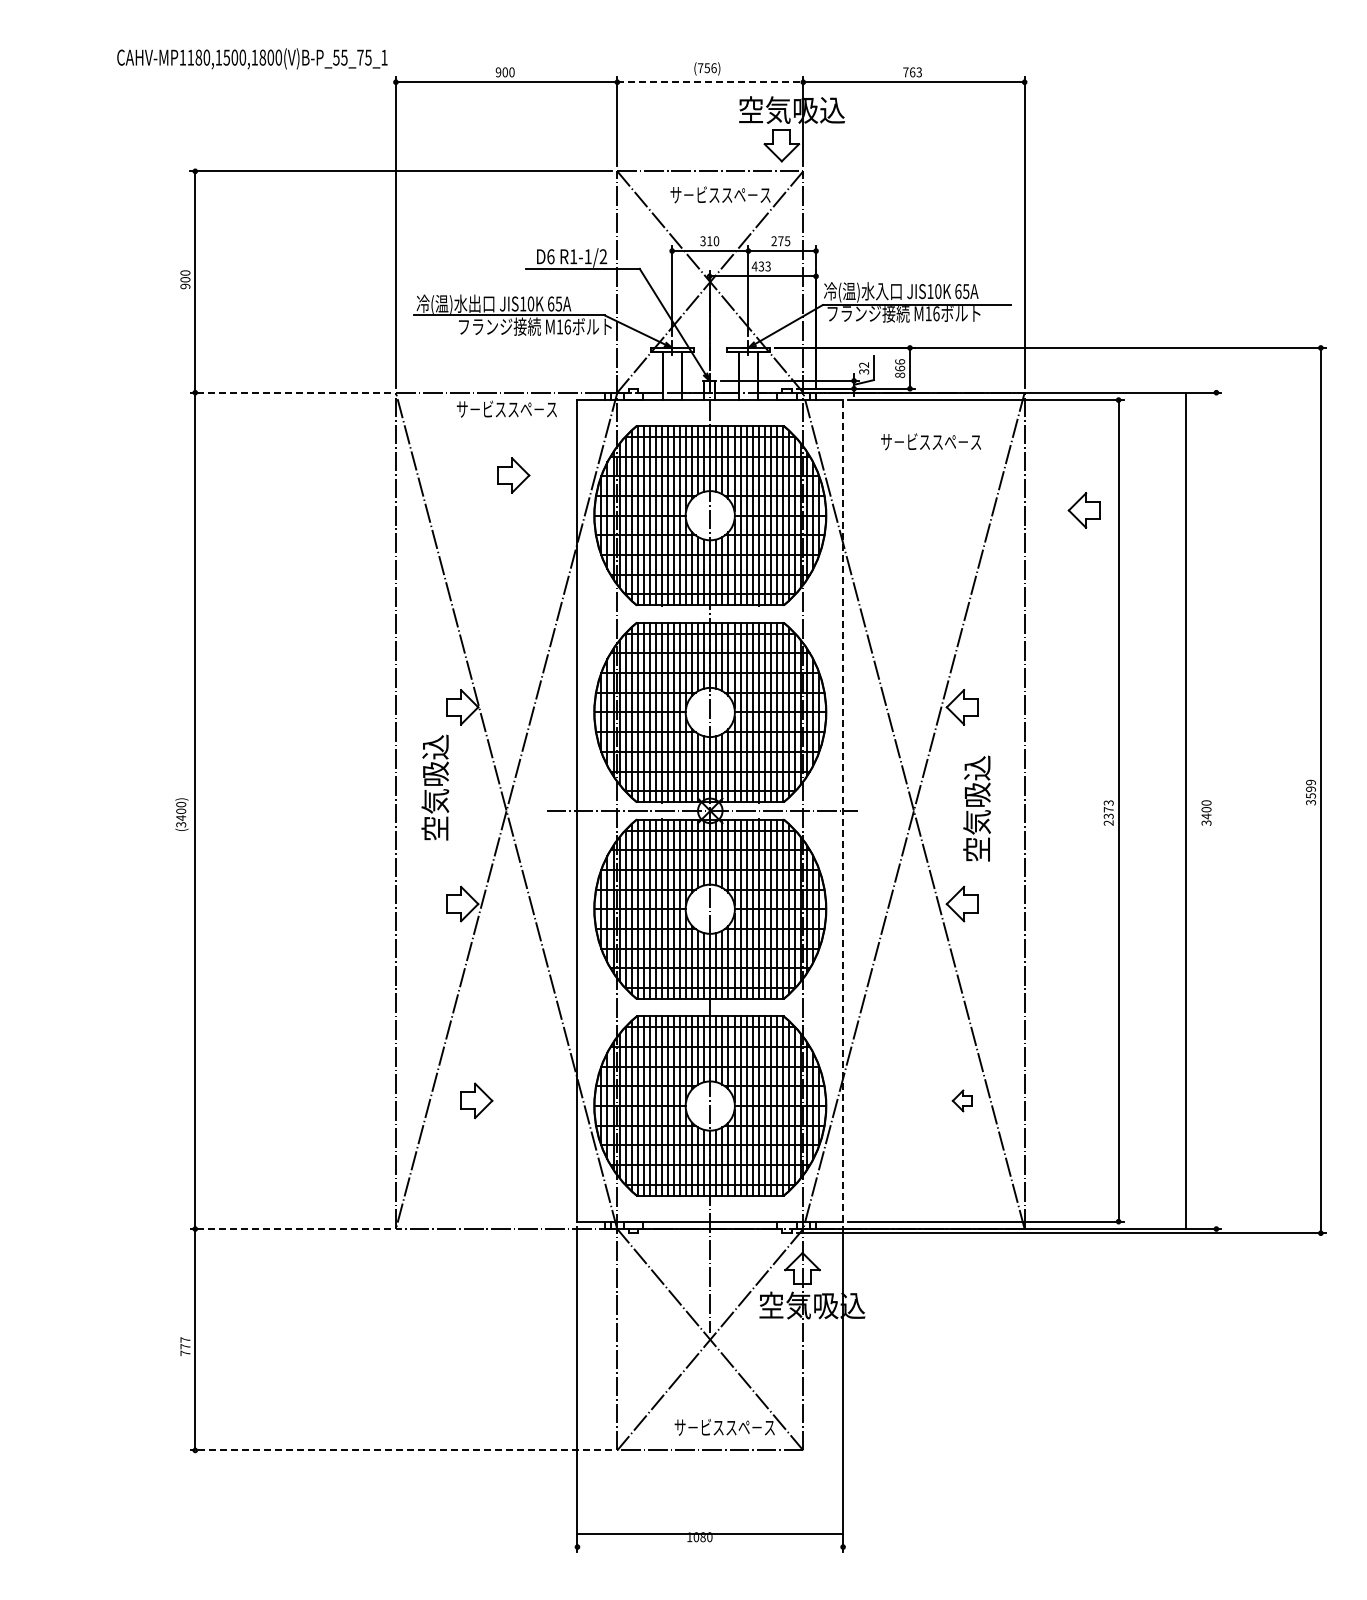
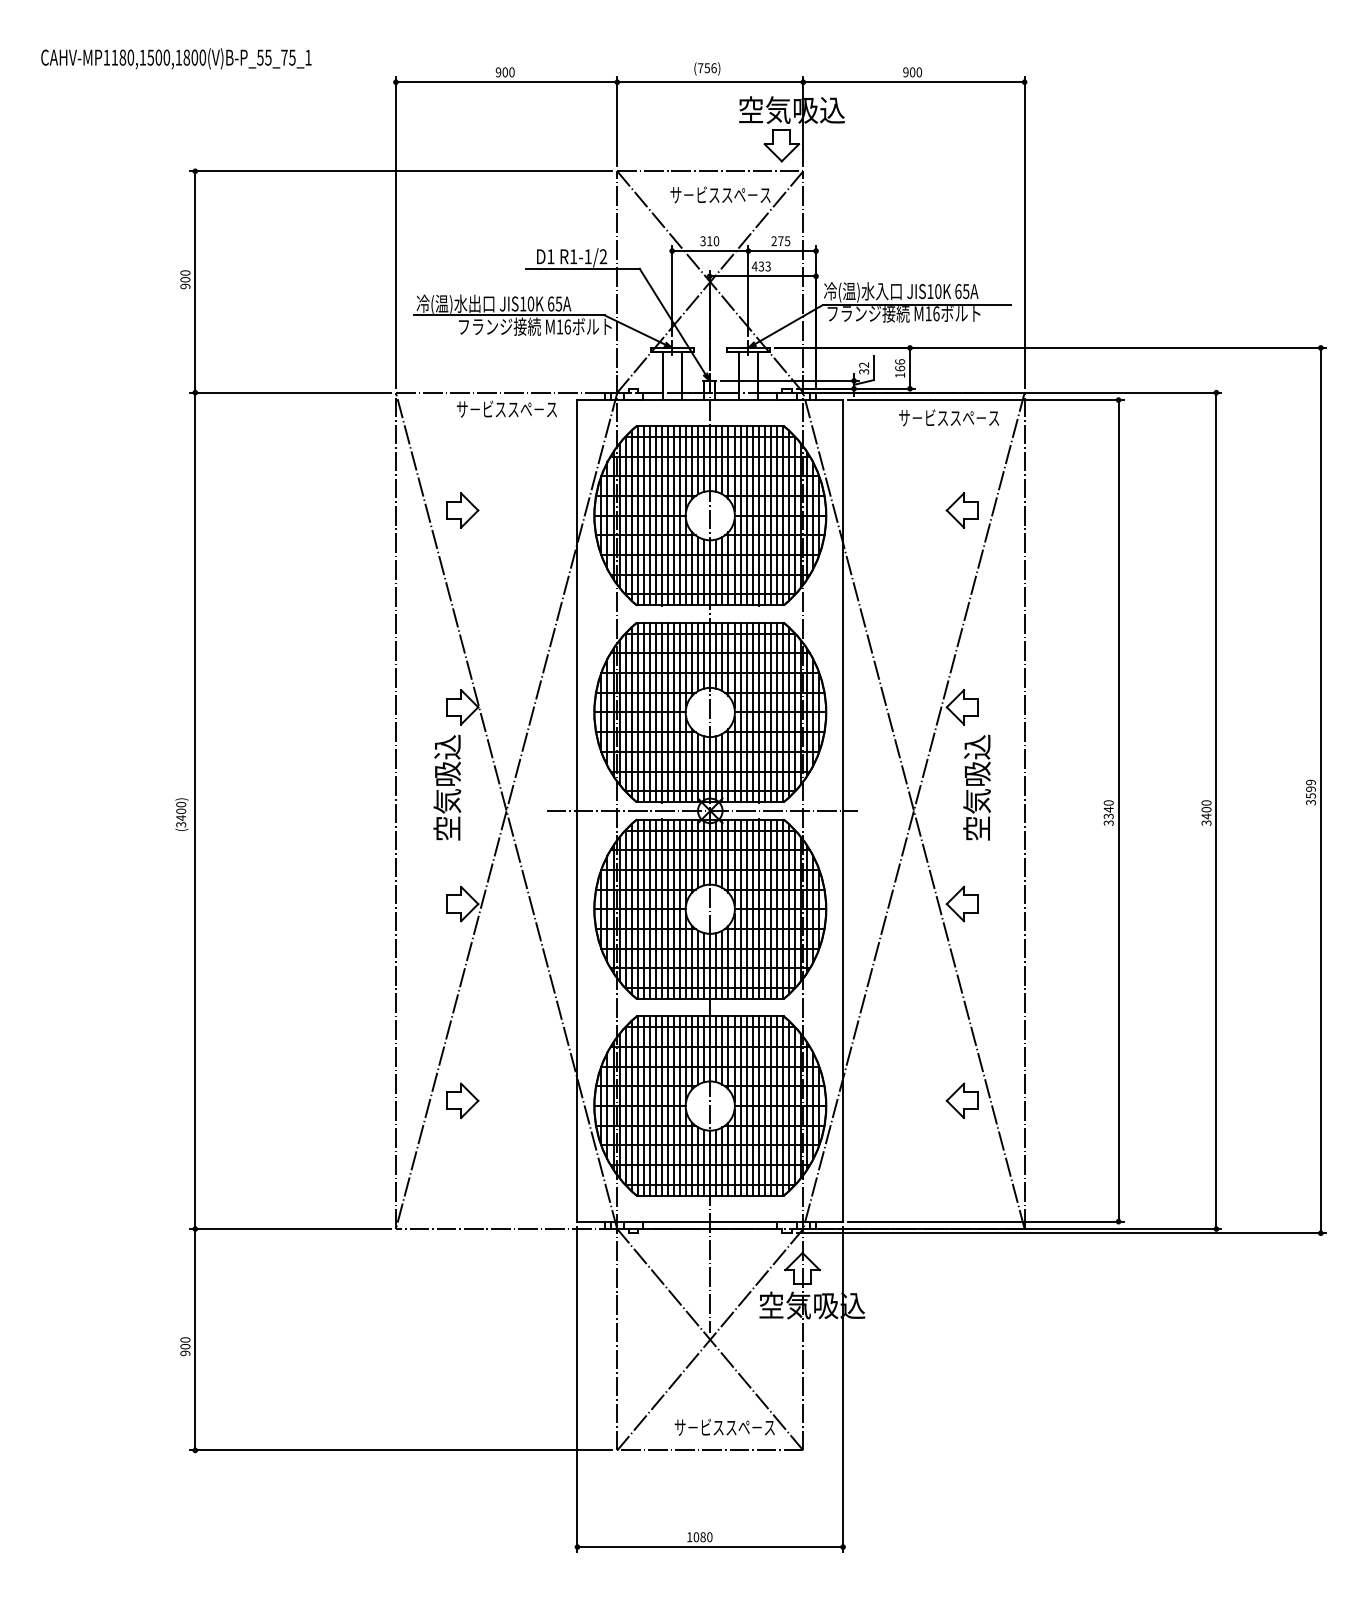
text position: (252, 58) -> (176, 58) (176, 58)
text: 763 -> 900 (912, 72)
line: dashed -> solid (710, 82)
text: D6 -> D1 (550, 256)
text: 866 -> 166 (900, 375)
line: dashed -> solid (290, 392)
text position: (930, 441) -> (948, 417) (948, 417)
part position: (513, 475) -> (462, 510) (462, 510)
part position: (1083, 510) -> (961, 510) (961, 510)
text position: (435, 787) -> (447, 787) (447, 787)
text position: (976, 808) -> (976, 787) (976, 787)
line: dashed -> solid (843, 810)
line position: (1186, 810) -> (1216, 810) (1216, 810)
text: 2373 -> 3340 (1108, 812)
part position: (476, 1100) -> (462, 1100) (462, 1100)
part size: 22x24 px -> 34x38 px (961, 1100)
line: dashed -> solid (290, 1229)
text: 777 -> 900 (185, 1346)
line: dashed -> solid (400, 1450)
line position: (710, 1534) -> (710, 1547) (710, 1547)
